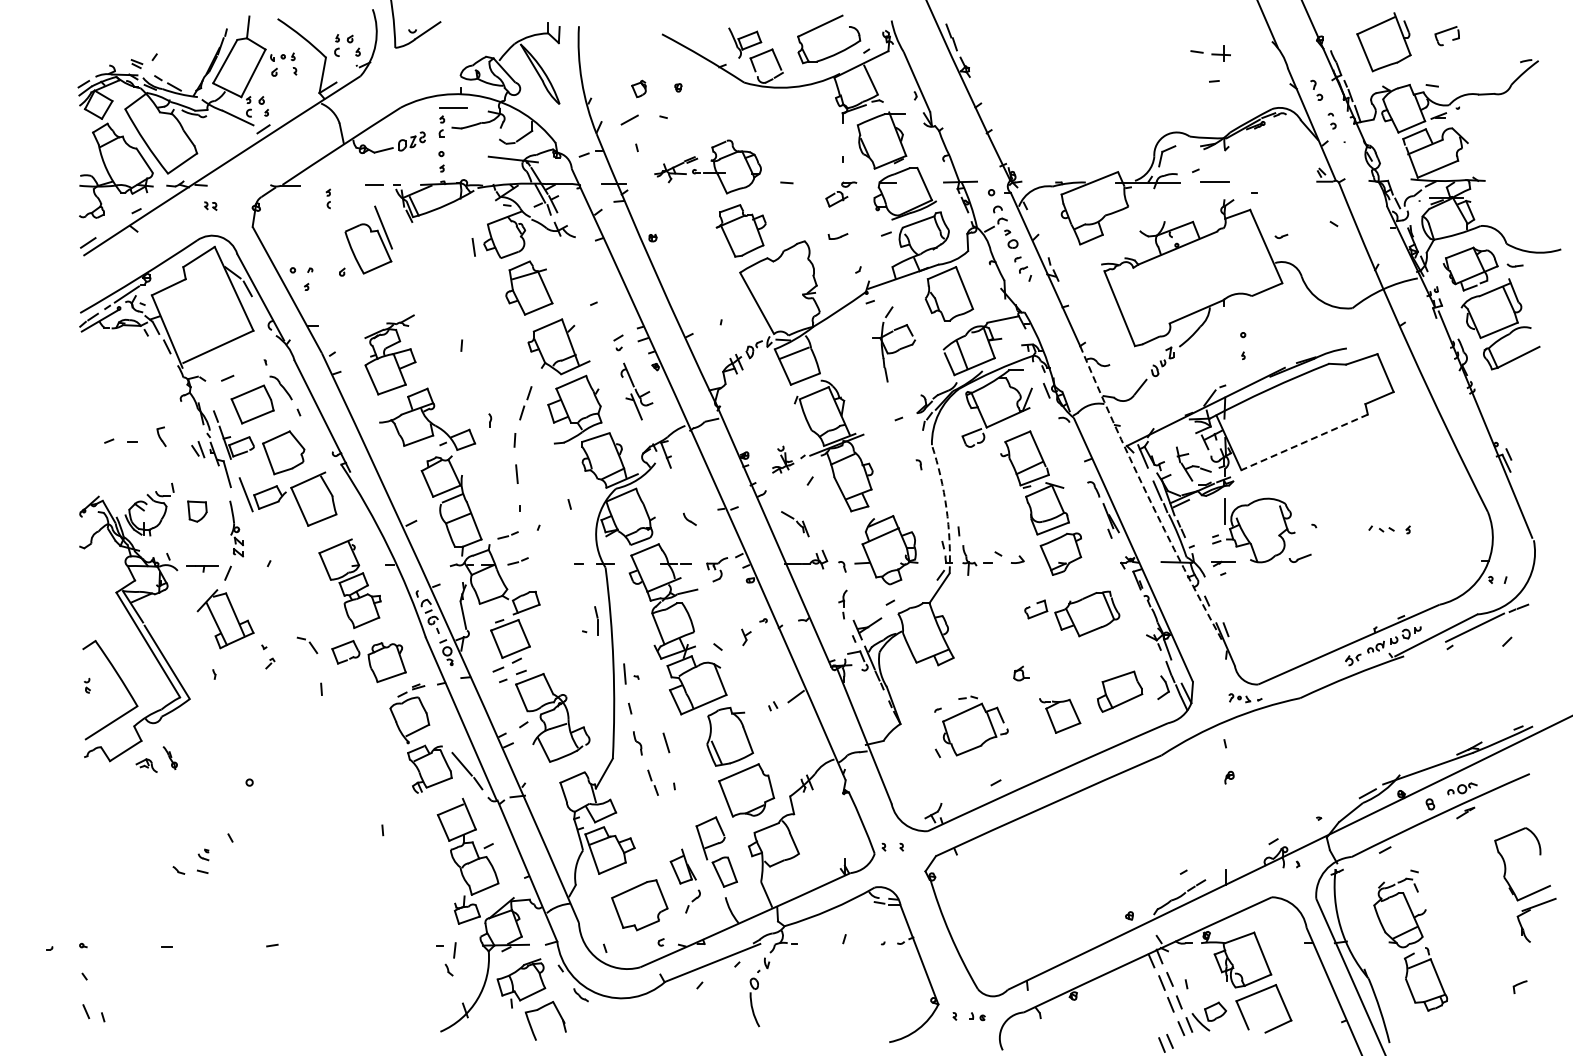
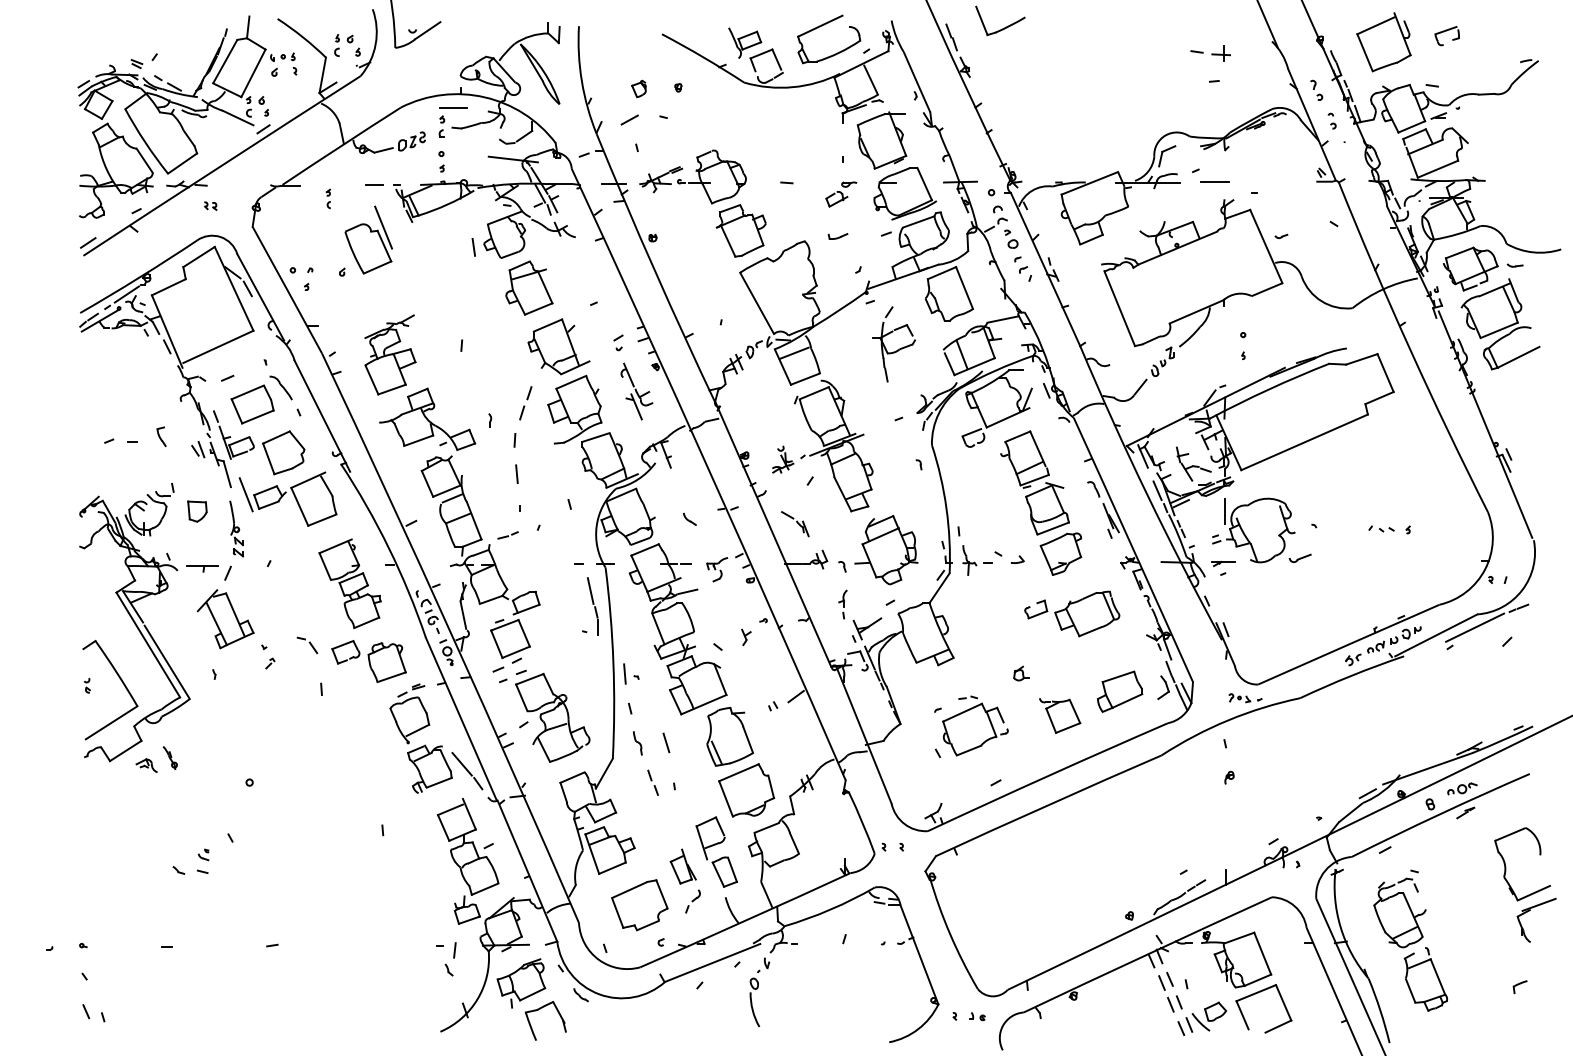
part: none -> present (1004, 27)
part position: (707, 166) -> (692, 176) (692, 176)
line: dashed -> solid (1304, 442)
arc: dashed -> solid (1147, 494)
arc: dashed -> solid (946, 508)
part: present -> none (517, 561)
line: none -> present (590, 590)
part: present -> none (1165, 1043)
